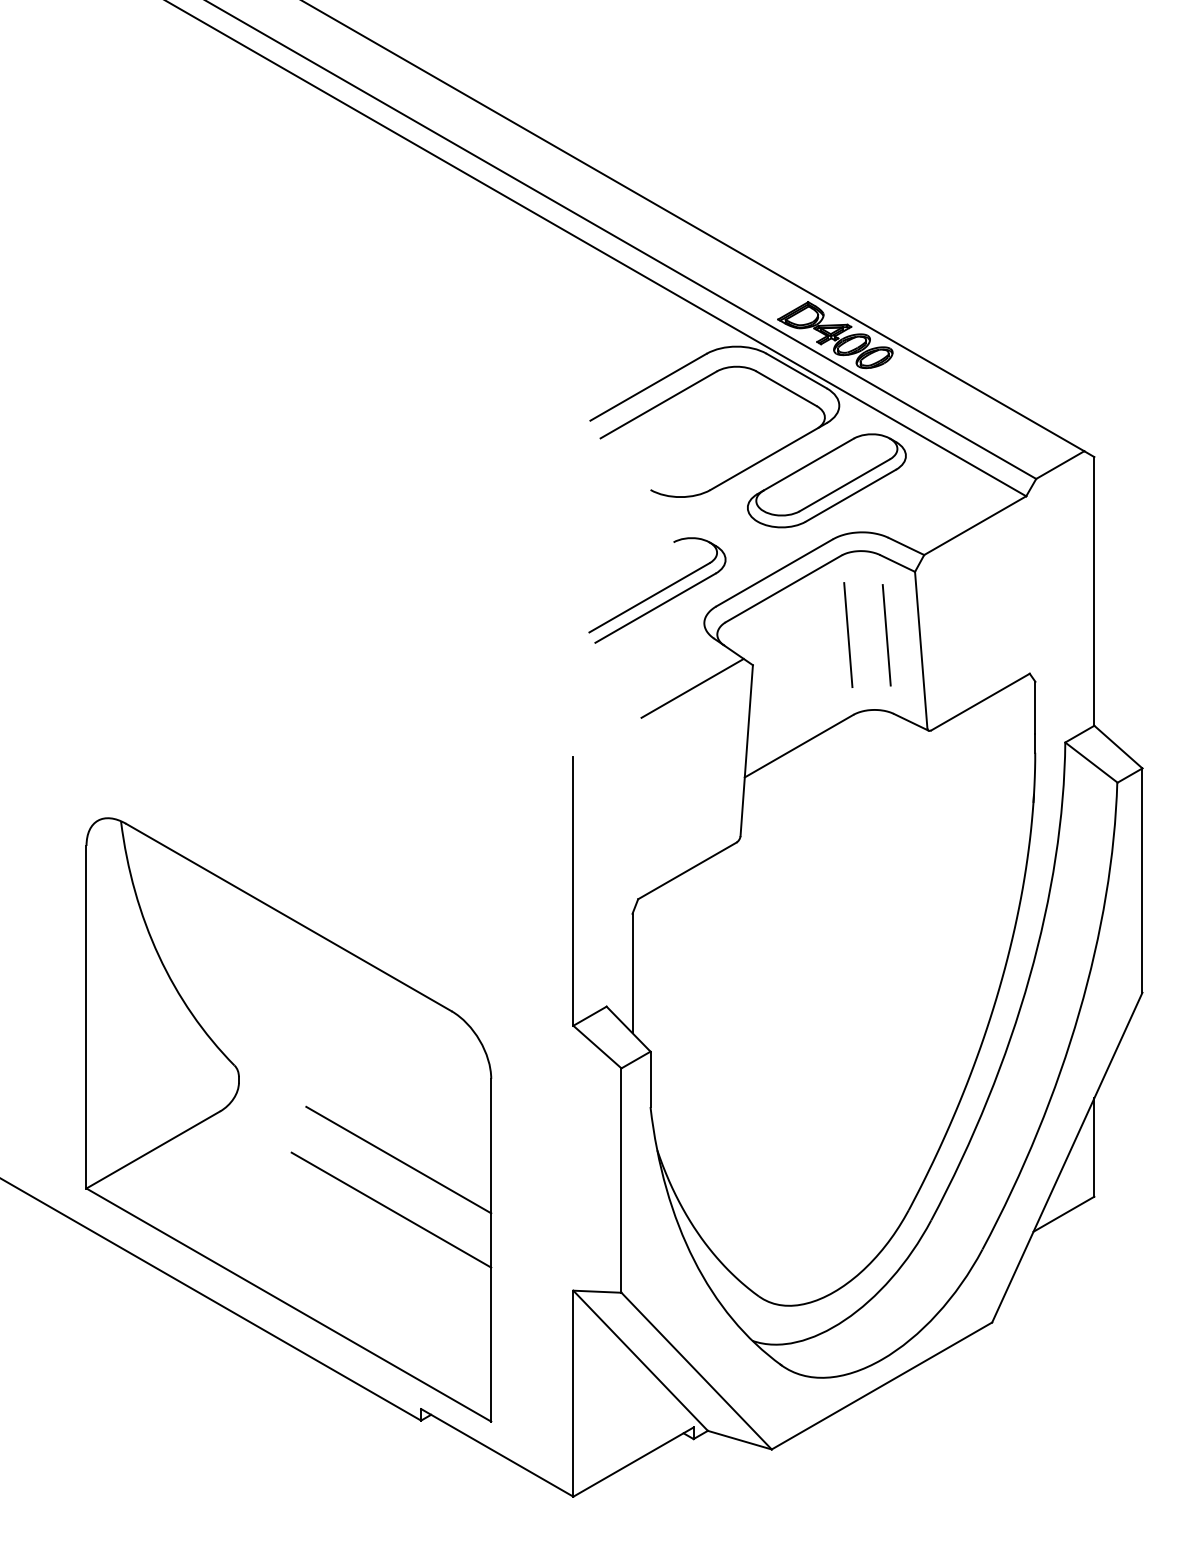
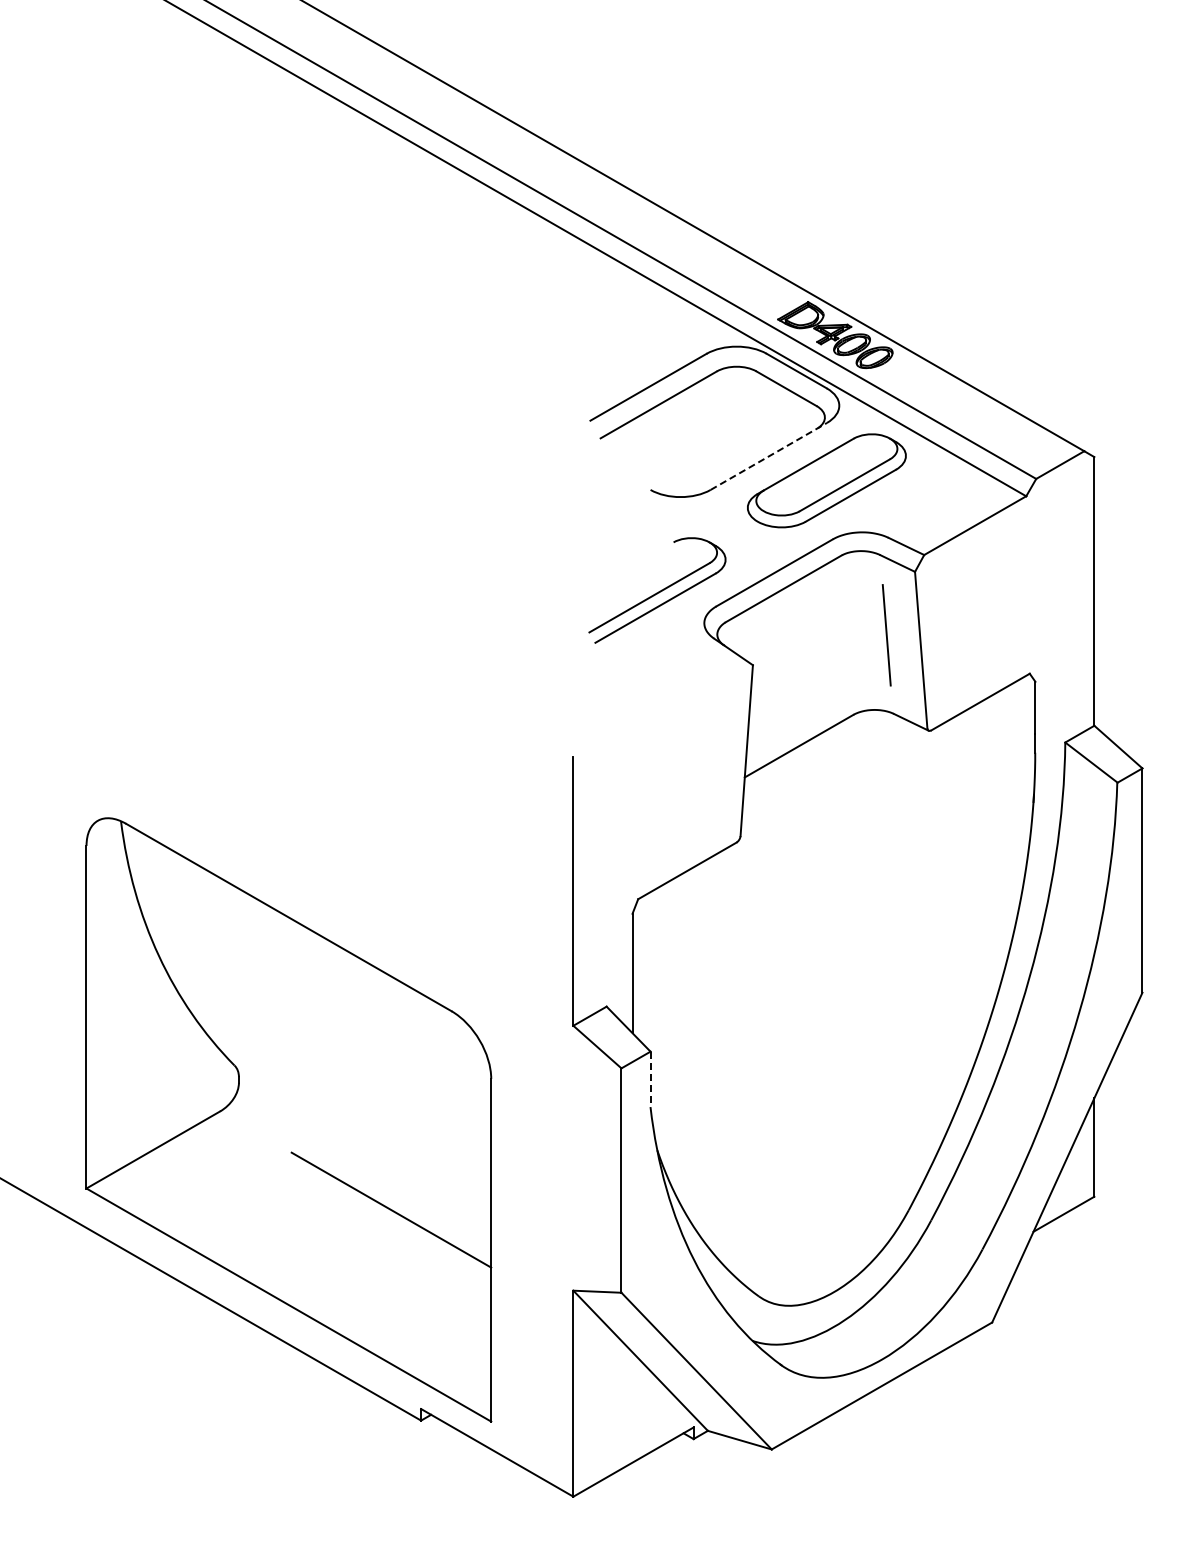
line: solid -> dashed (769, 456)
line: present -> none (848, 635)
line: present -> none (692, 687)
line: solid -> dashed (650, 1079)
line: present -> none (398, 1159)
